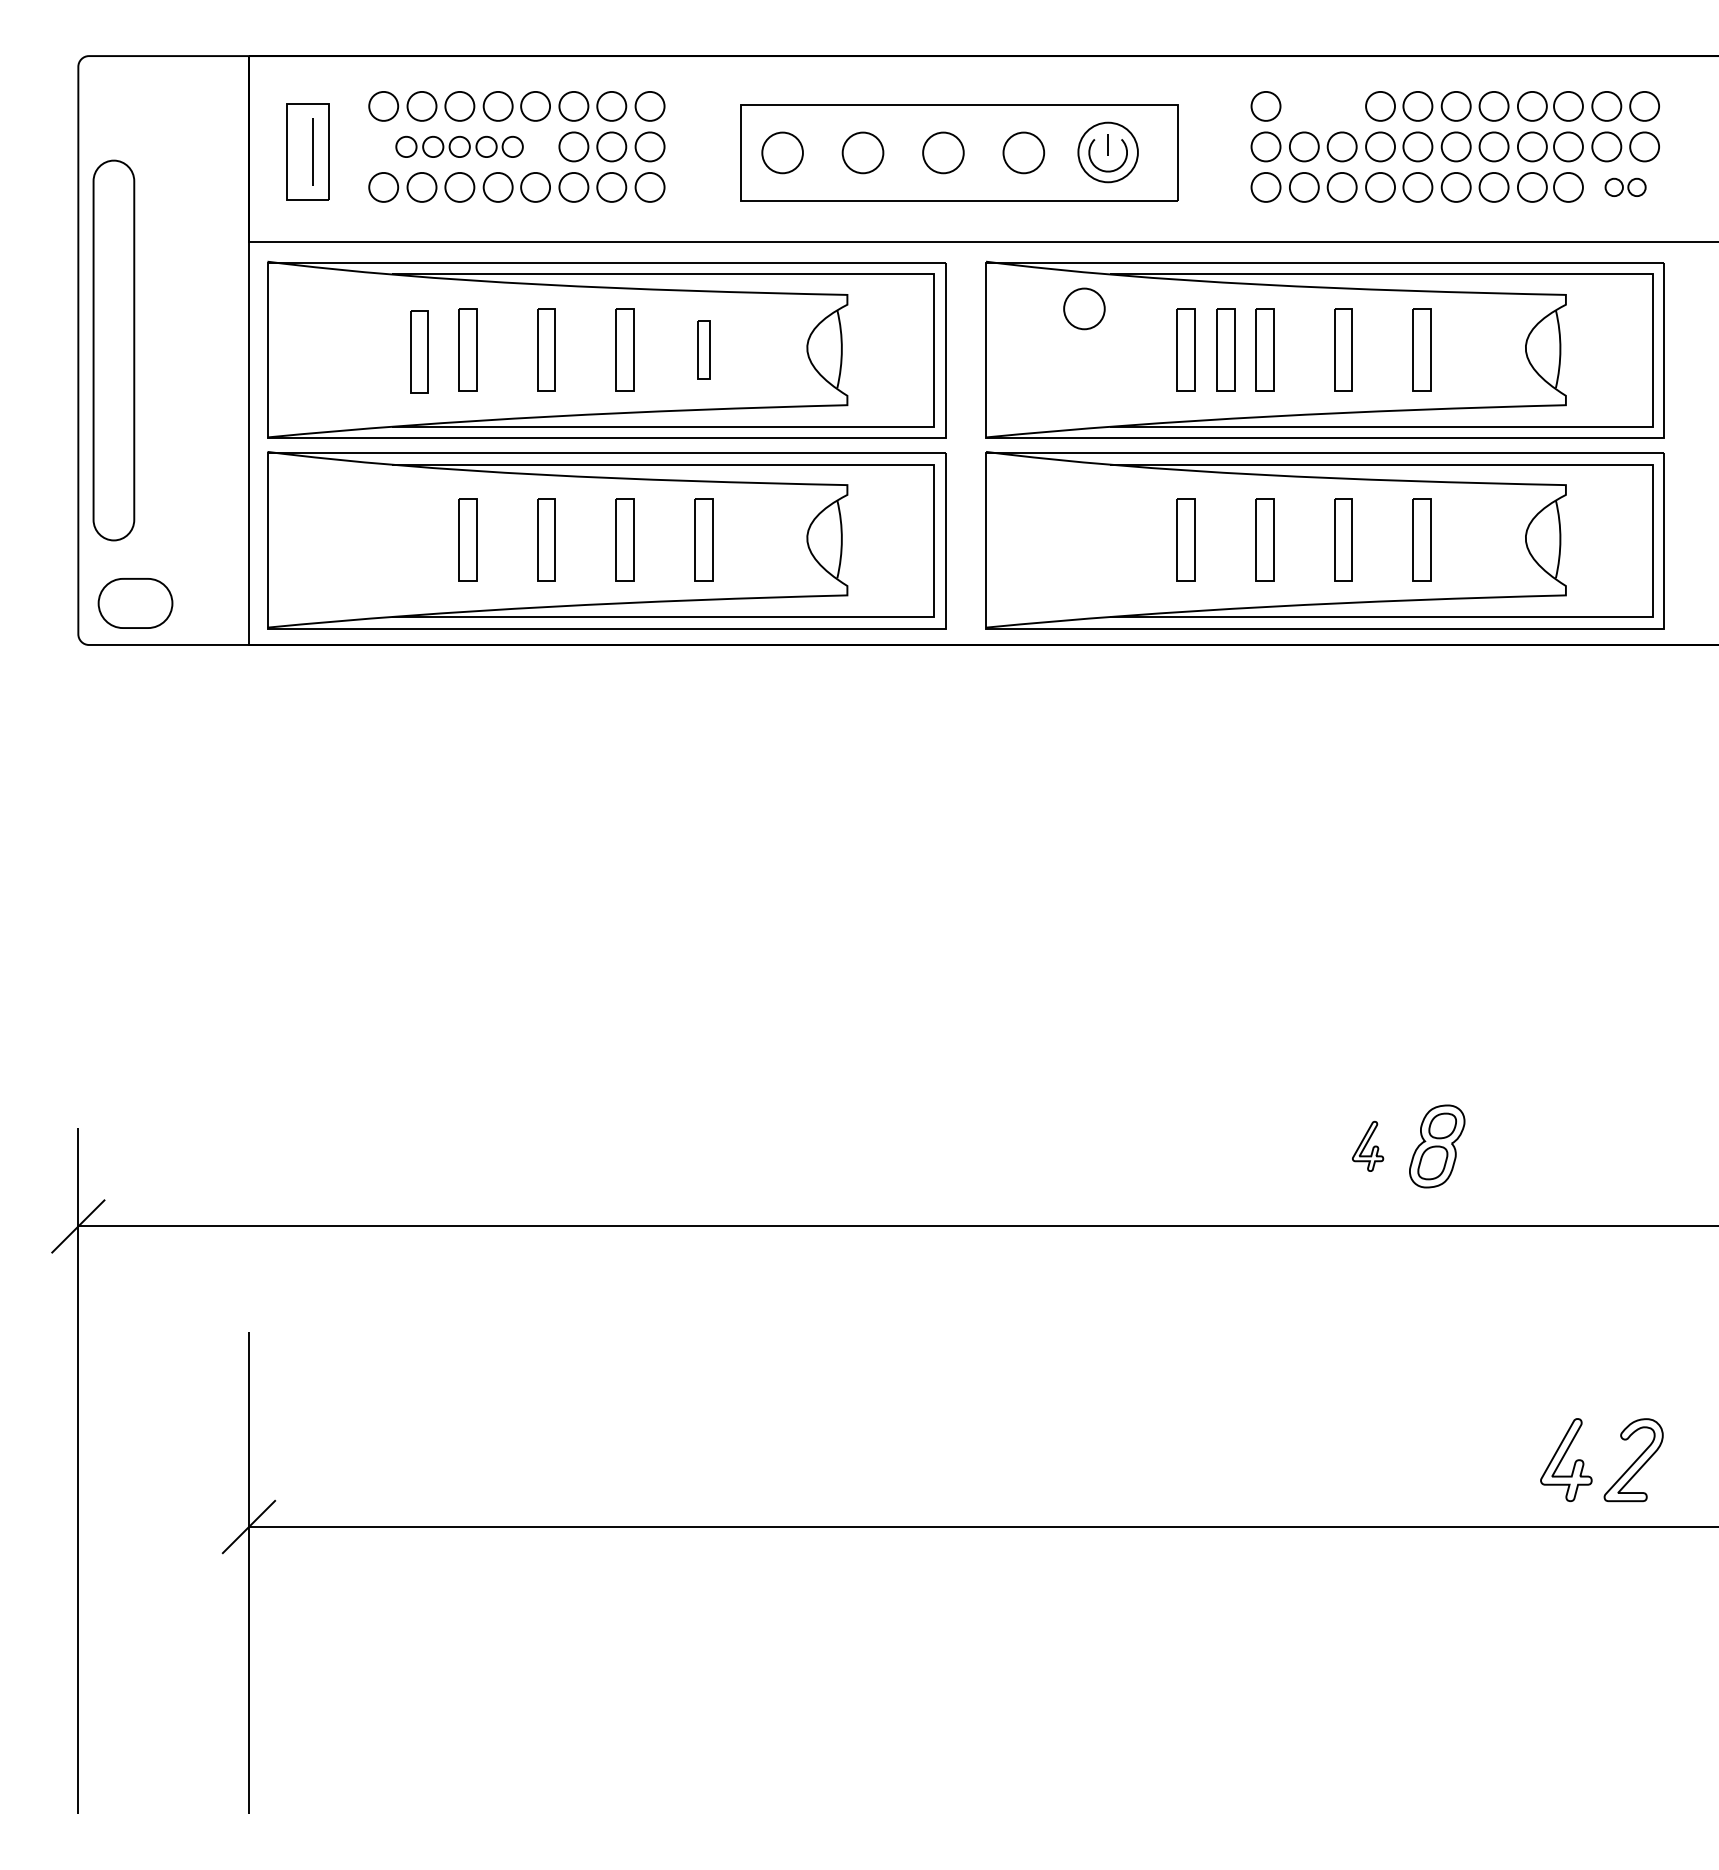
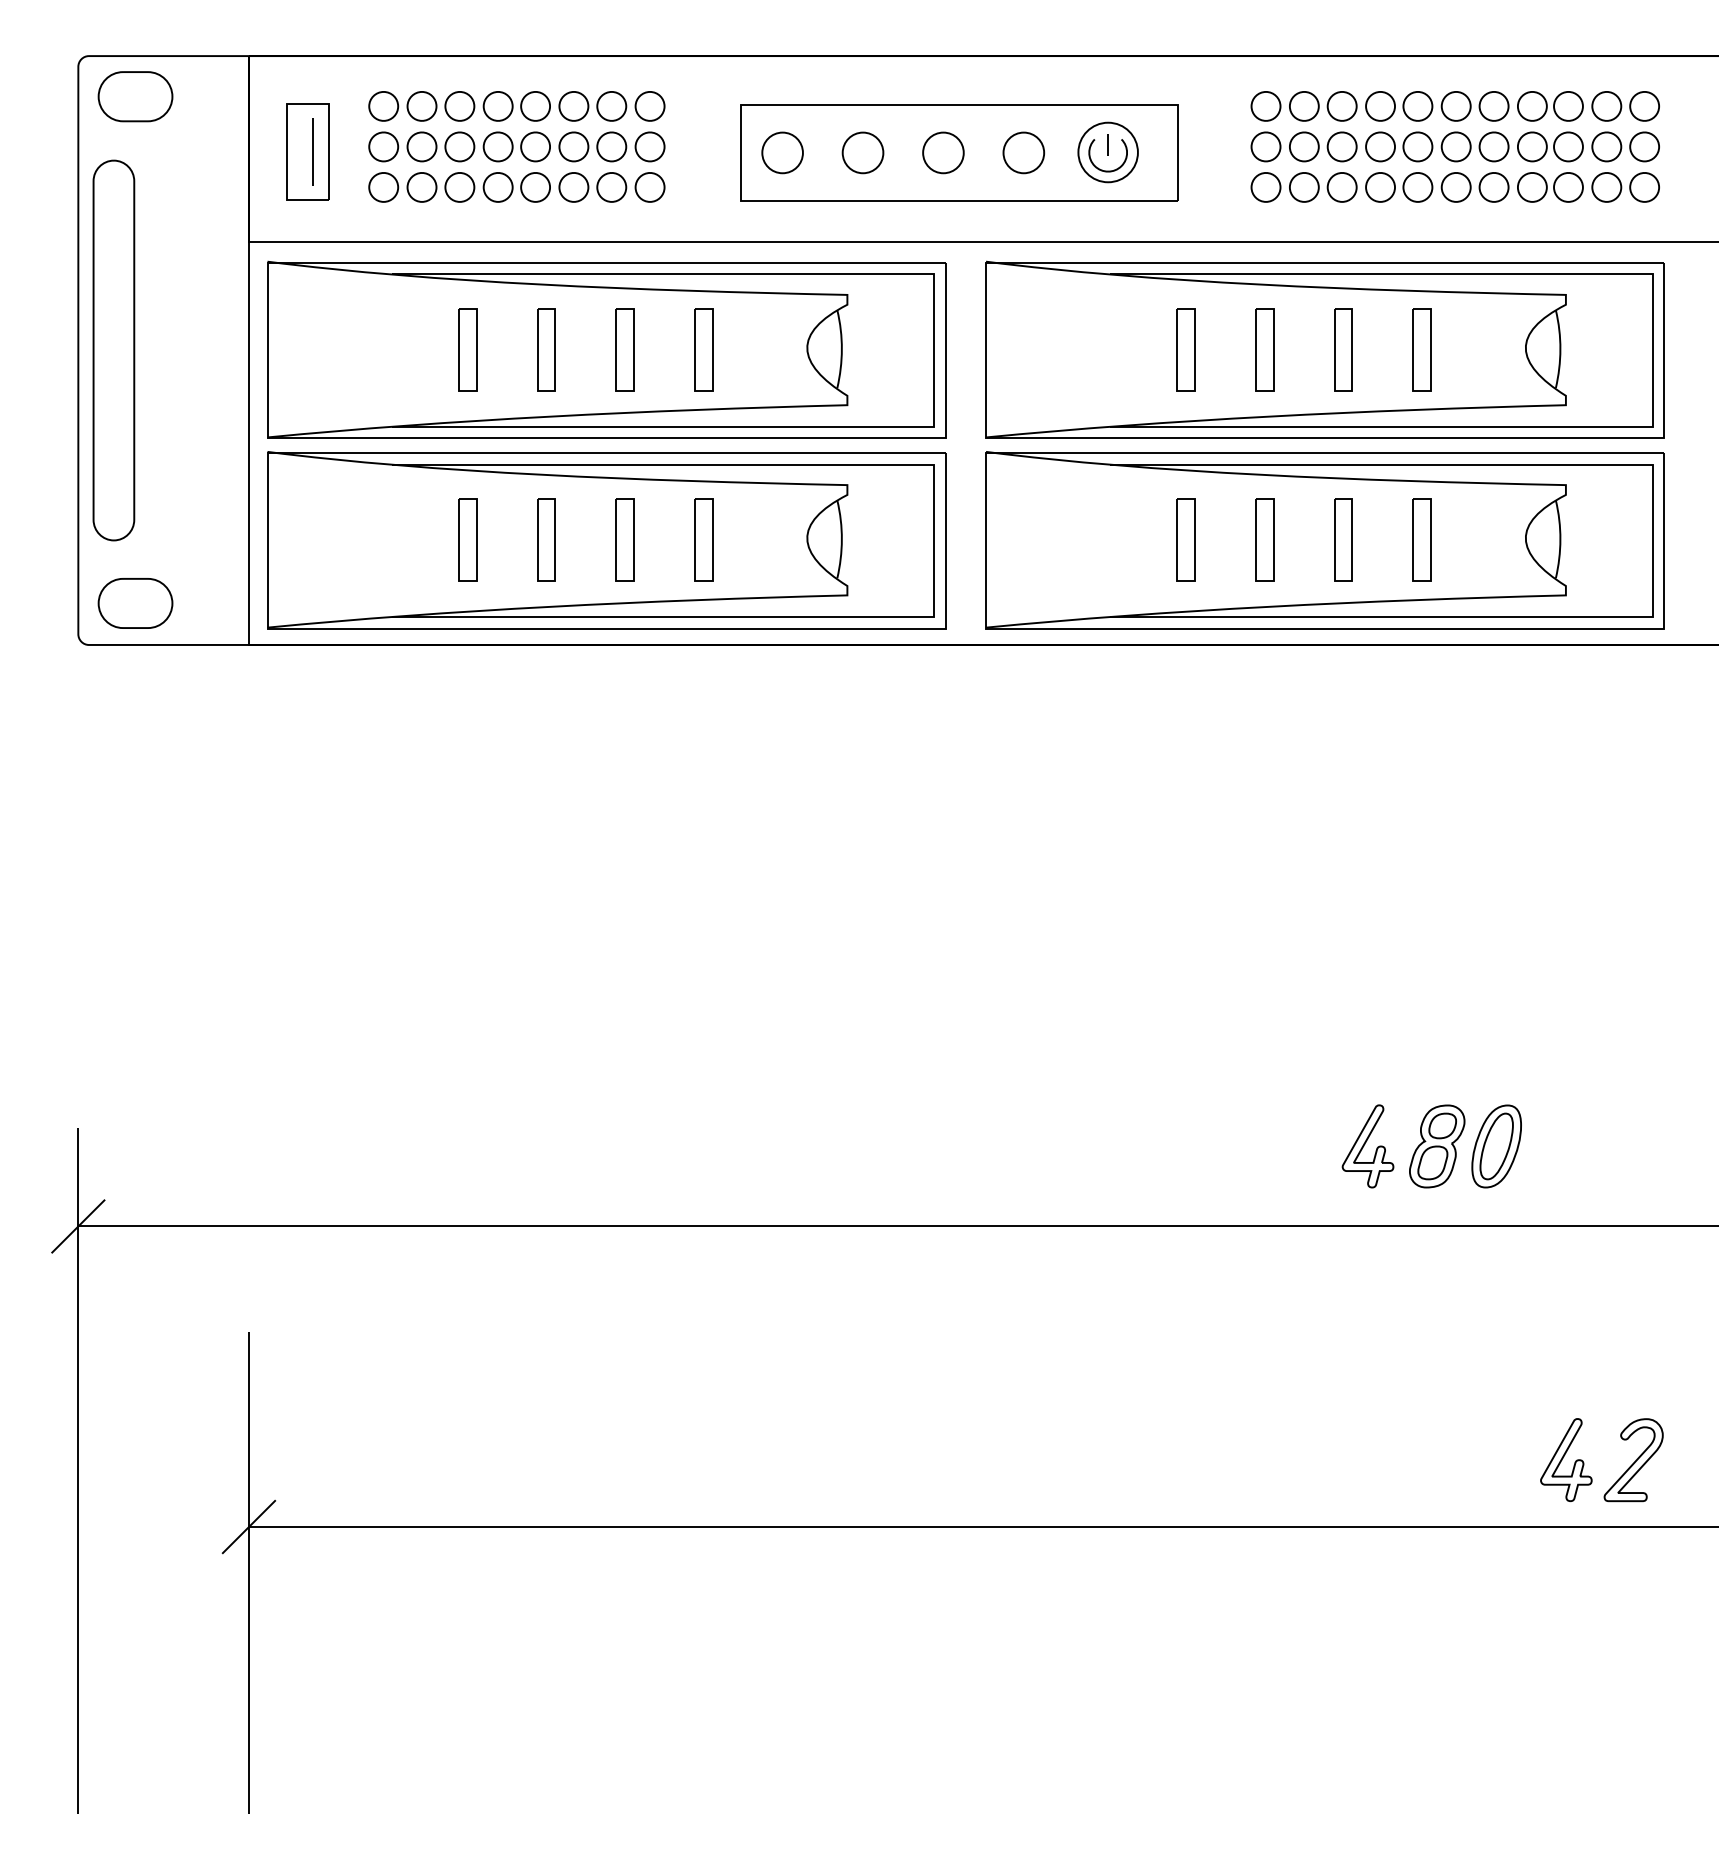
part: none -> present (135, 96)
part: none -> present (1323, 106)
part size: 129x23 px -> 183x32 px (459, 146)
part size: 43x20 px -> 69x31 px (1625, 187)
part: present -> none (1084, 308)
part size: 14x60 px -> 20x84 px (703, 349)
part: present -> none (1225, 349)
part: present -> none (419, 351)
part size: 33x52 px -> 54x85 px (1367, 1146)
part: none -> present (1496, 1146)
